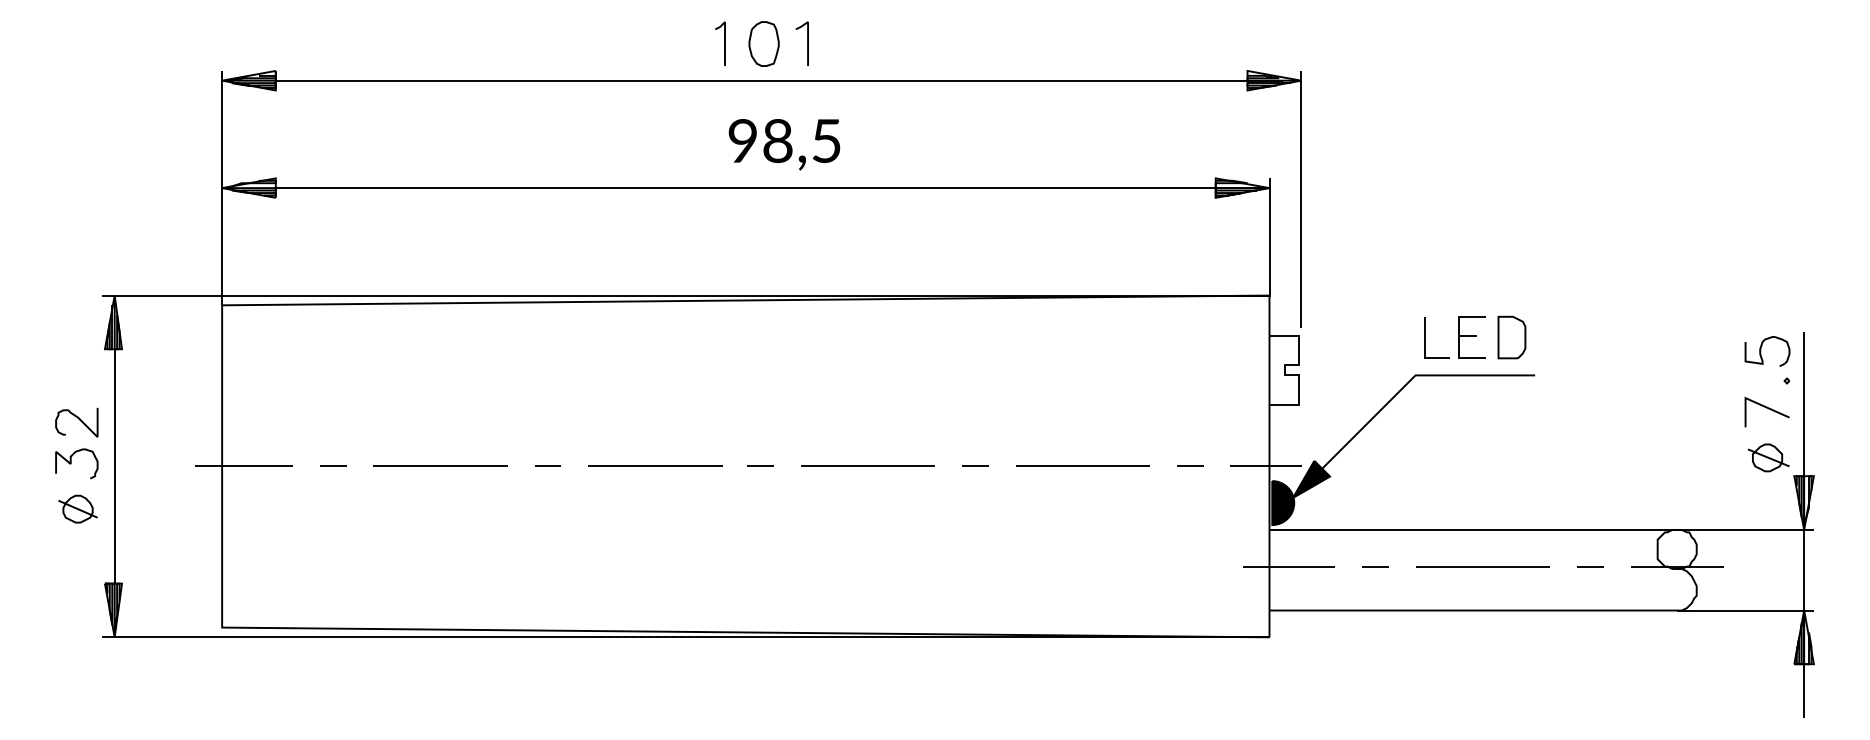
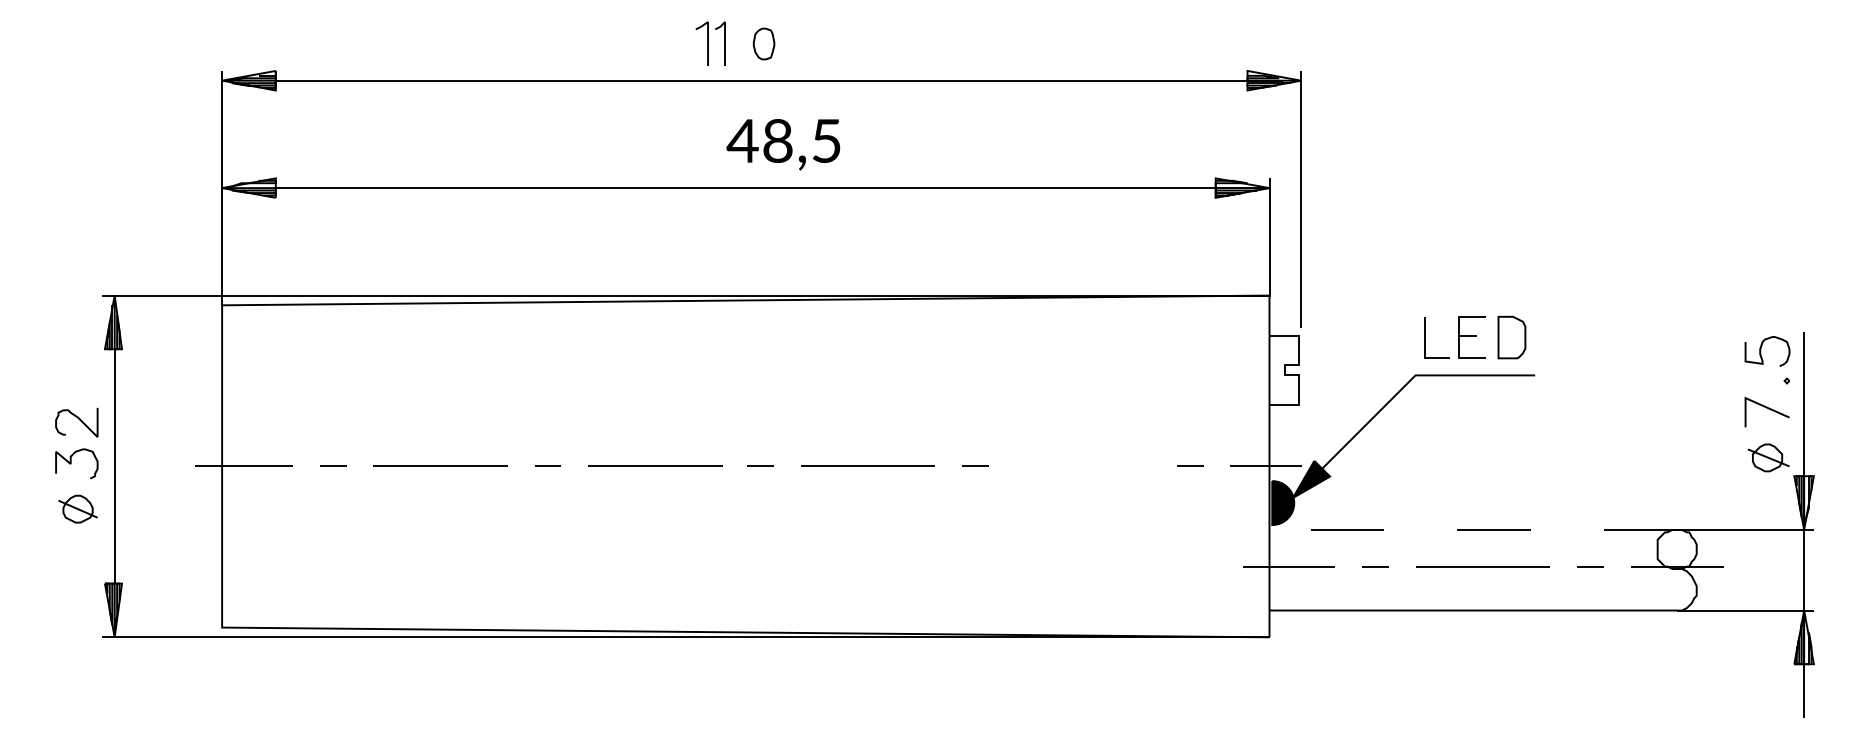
part size: 32x46 px -> 24x34 px (763, 43)
line position: (807, 43) -> (707, 43) (707, 43)
text: 98,5 -> 48,5 (742, 140)
line: present -> none (1082, 465)
line: solid -> dashed (1473, 529)
